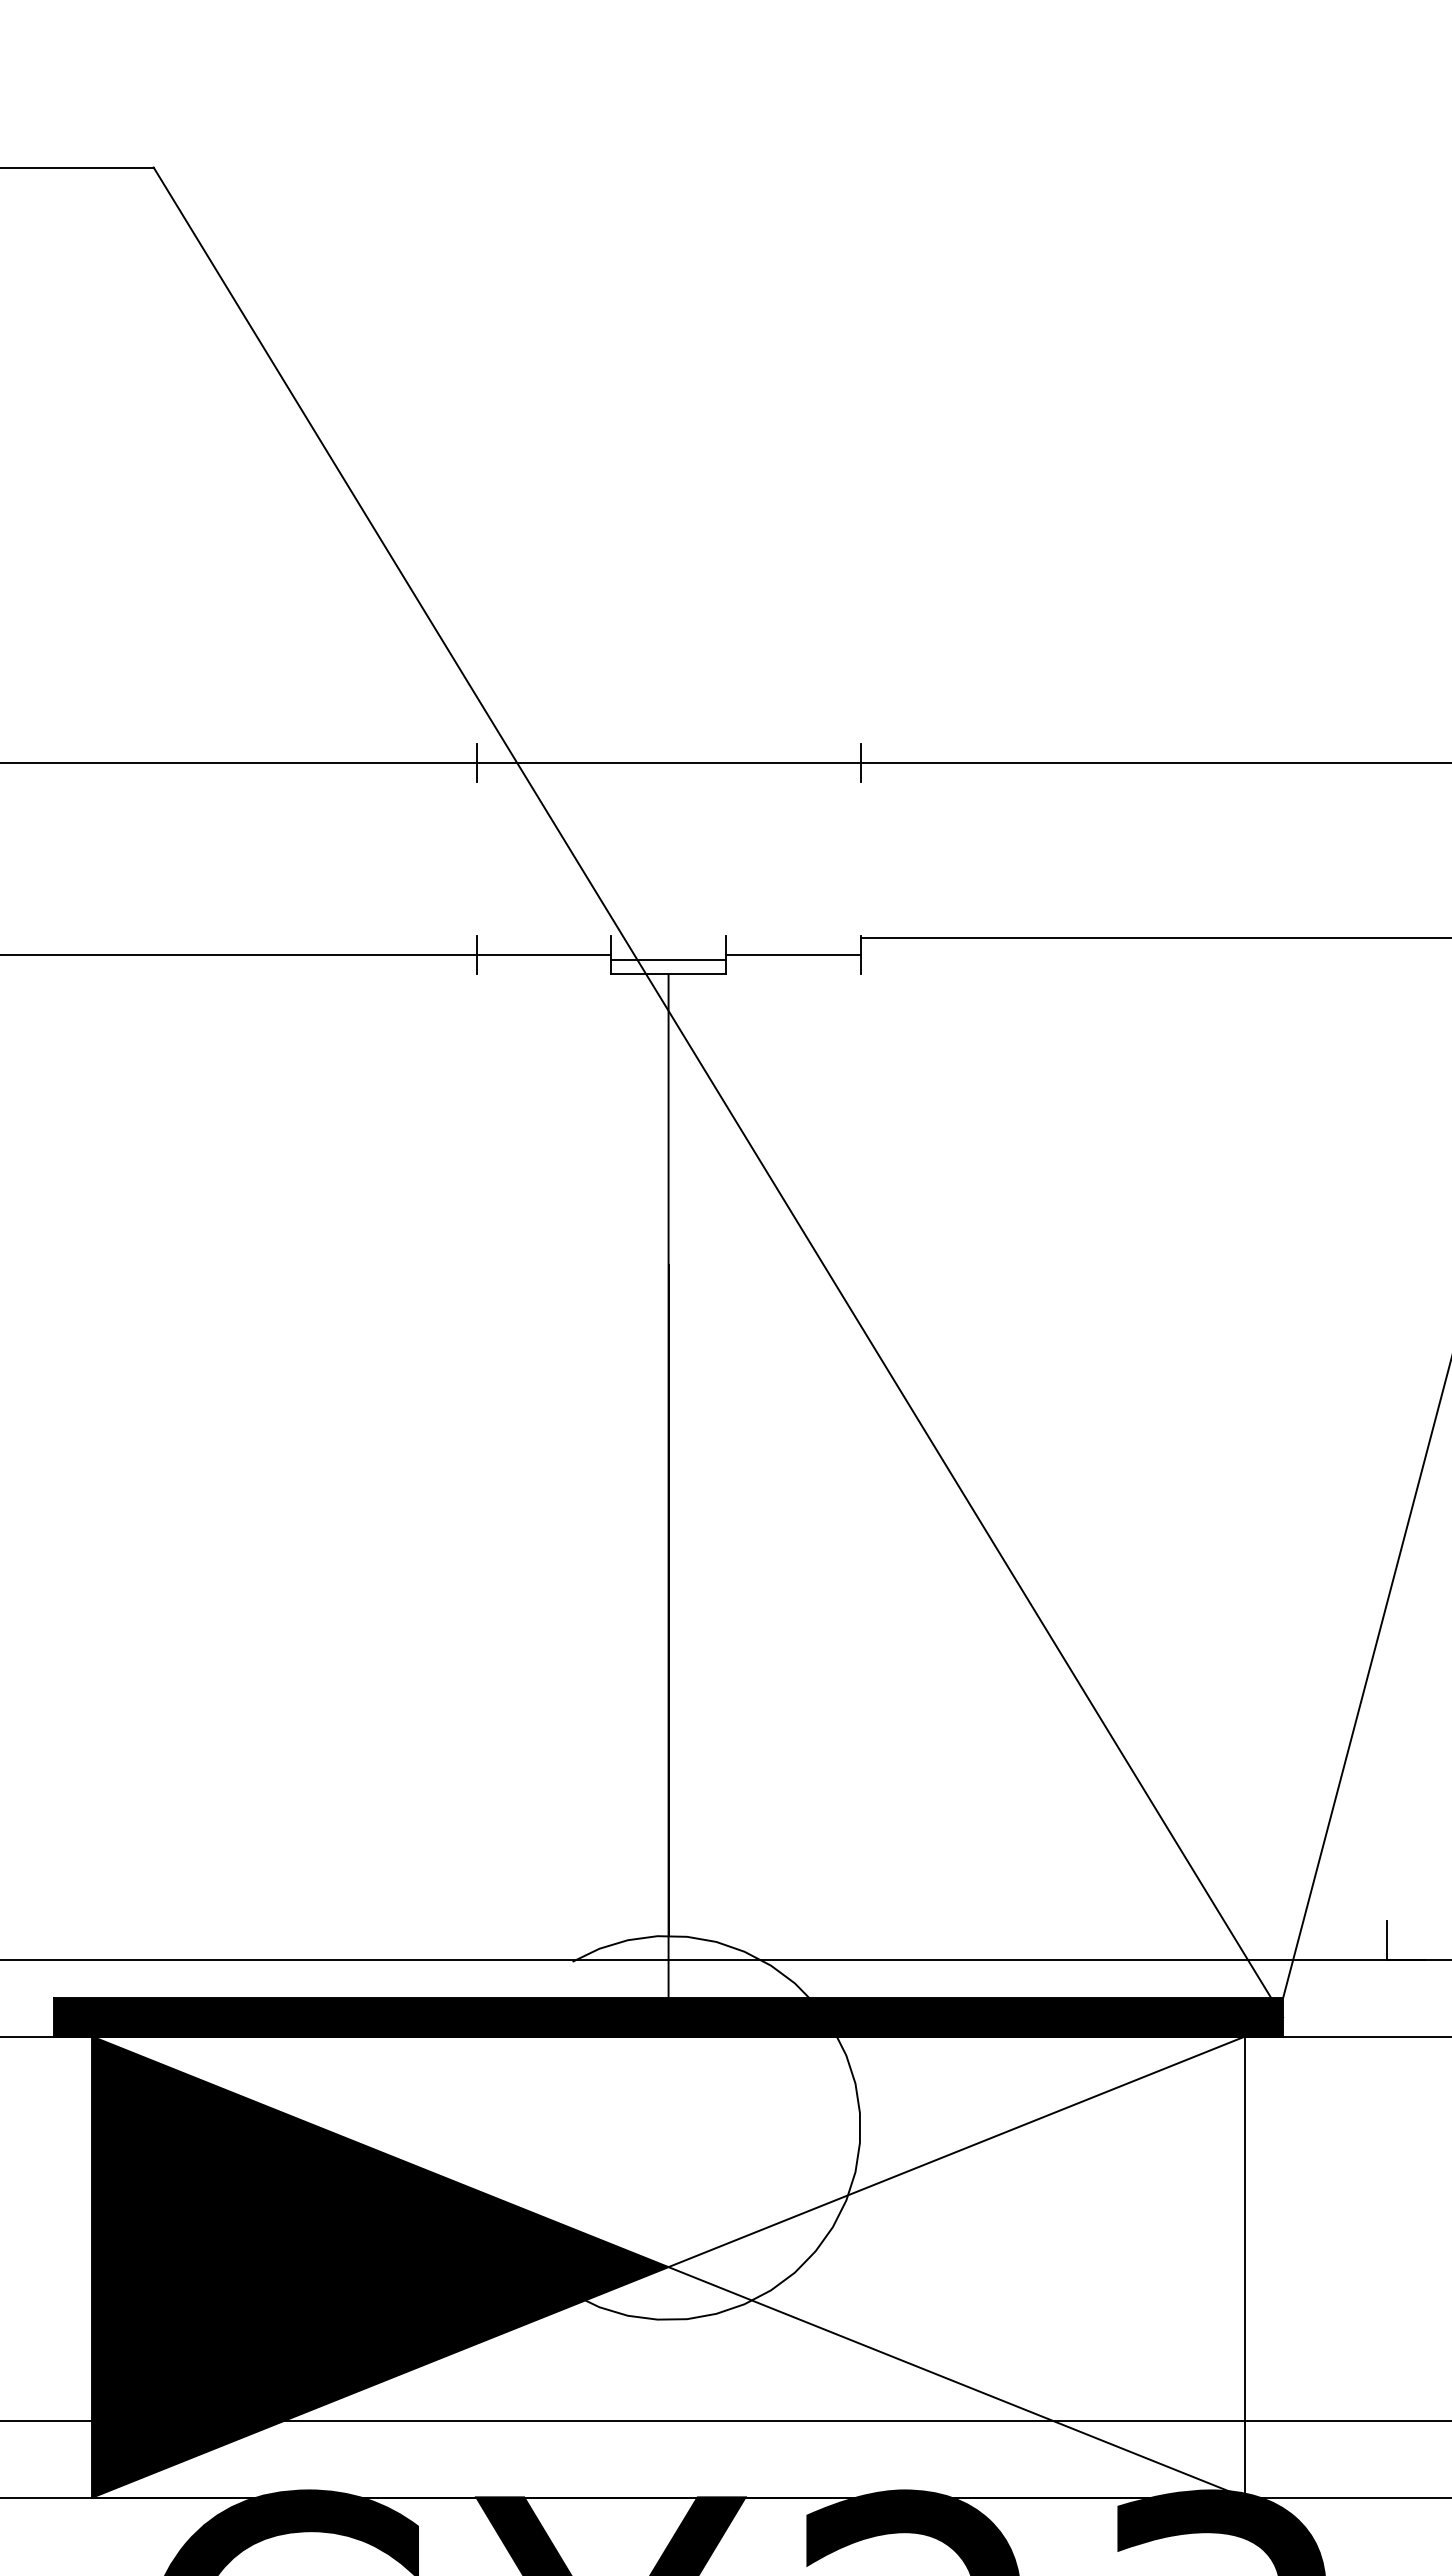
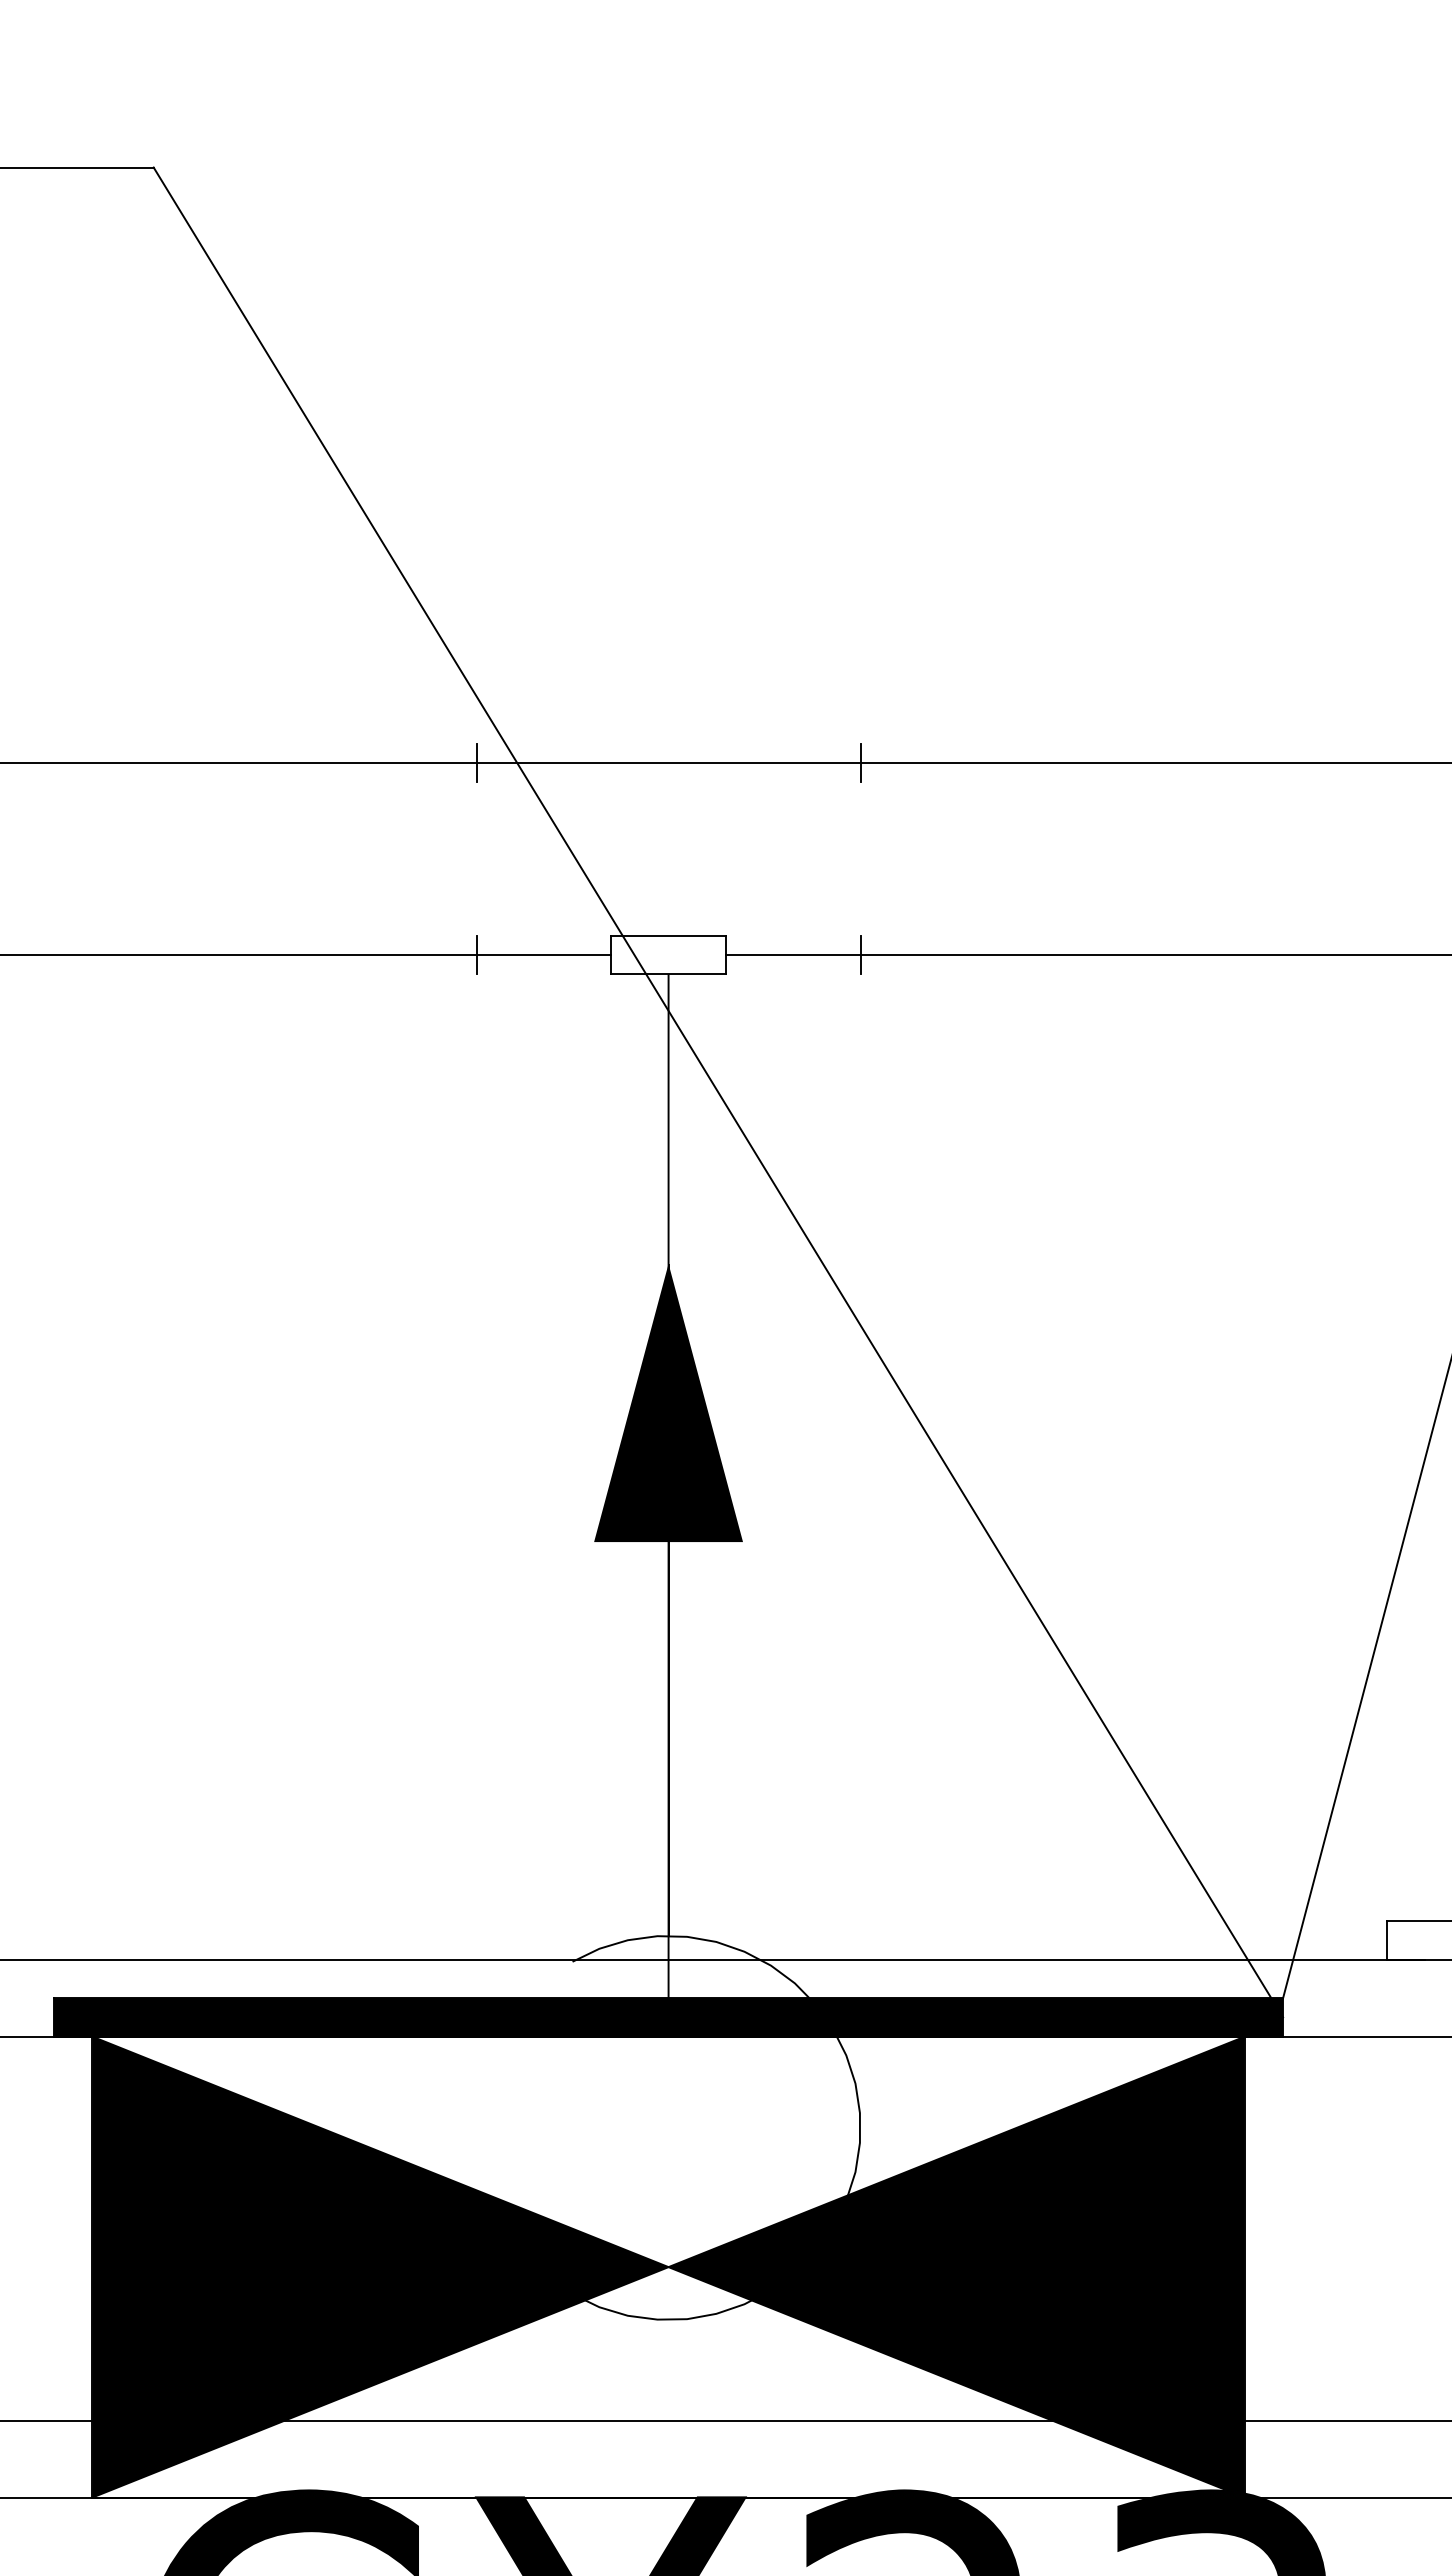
line position: (1154, 937) -> (1154, 954) (1154, 954)
line position: (668, 959) -> (668, 935) (668, 935)
fill: none -> present (668, 1402)
line: none -> present (1417, 1921)
fill: none -> present (956, 2266)
